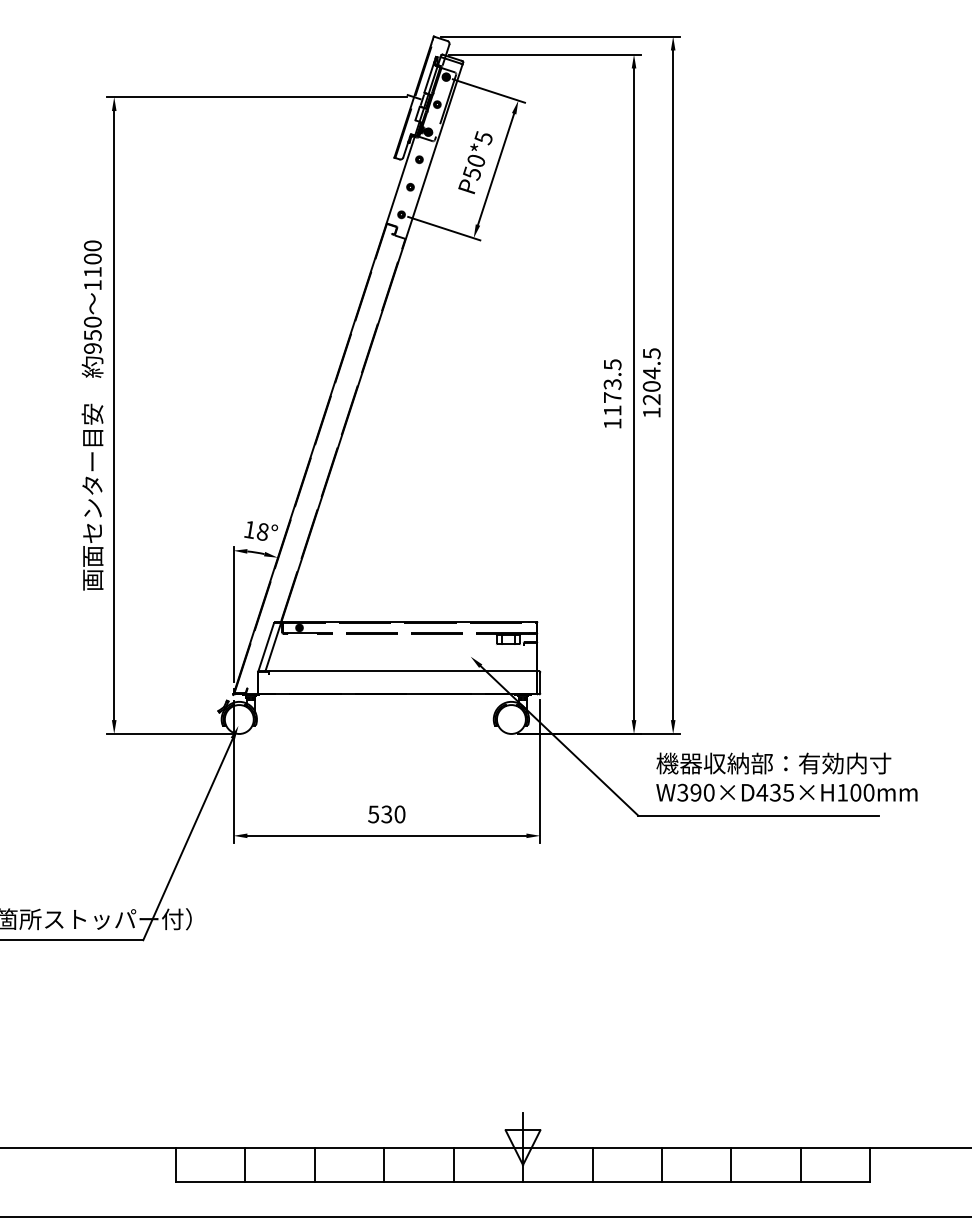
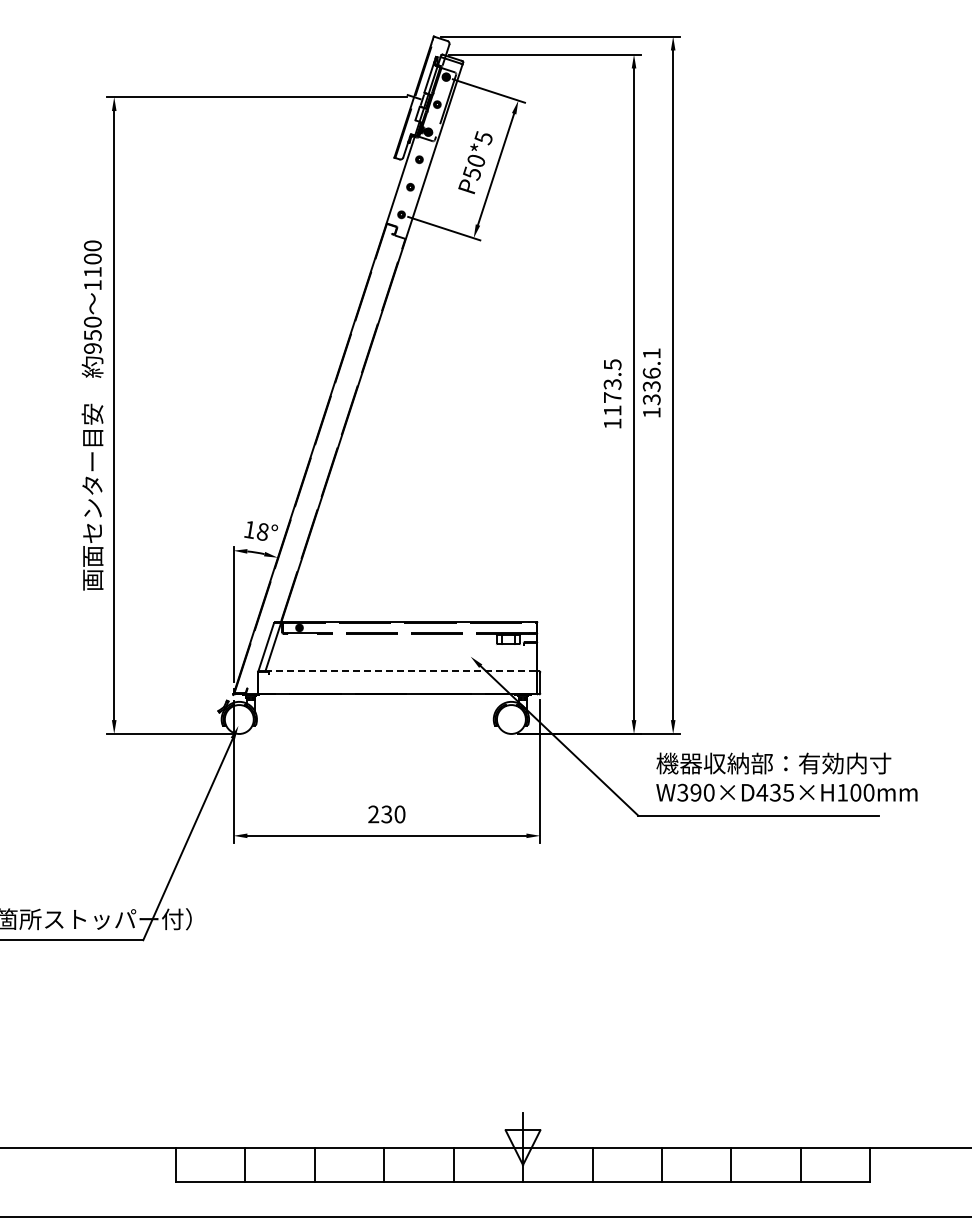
text: 1204.5 -> 1336.1 (651, 376)
line: solid -> dashed (401, 671)
text: 530 -> 230 (373, 814)
